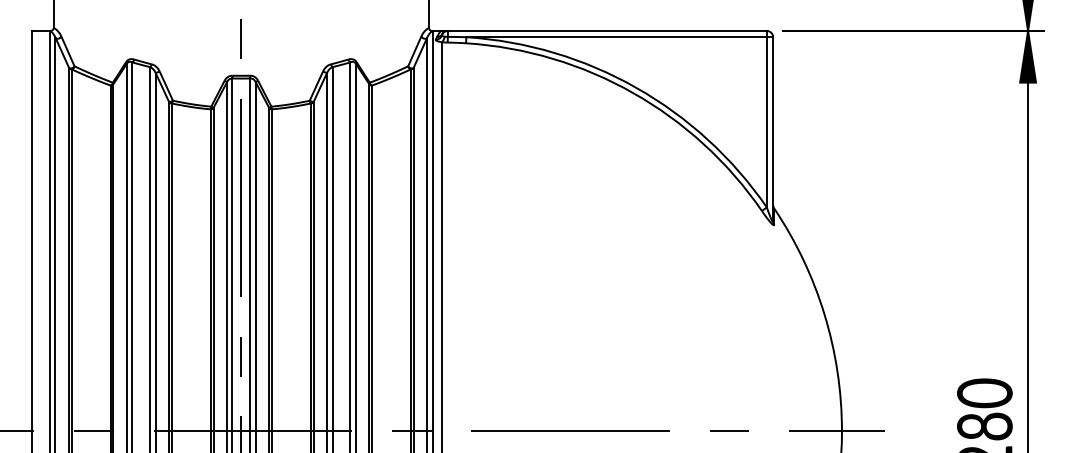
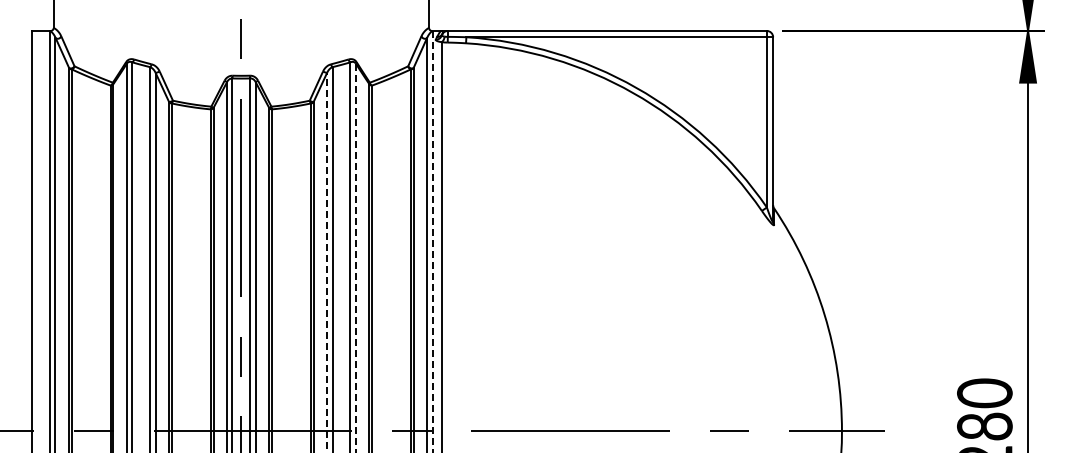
line: solid -> dashed (432, 241)
line: solid -> dashed (355, 258)
line: solid -> dashed (327, 262)
